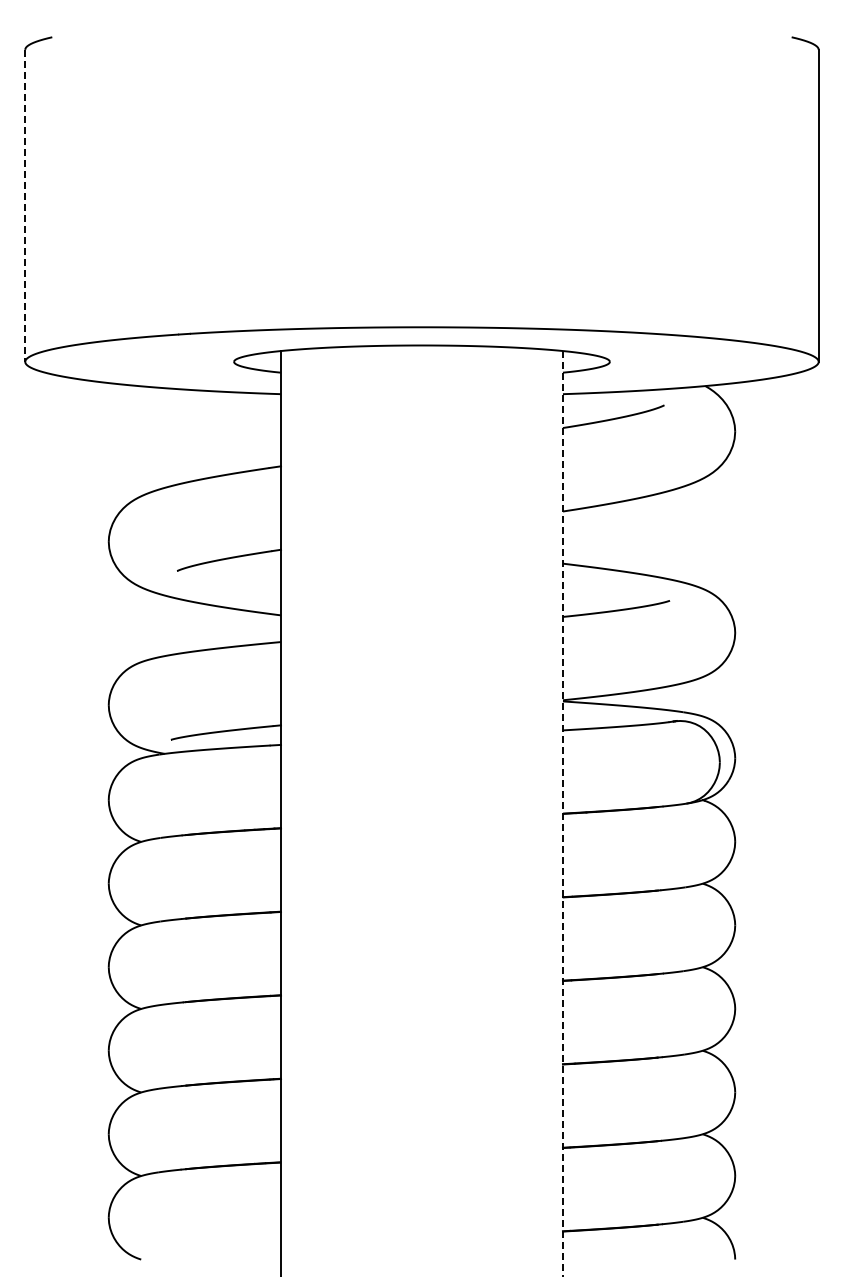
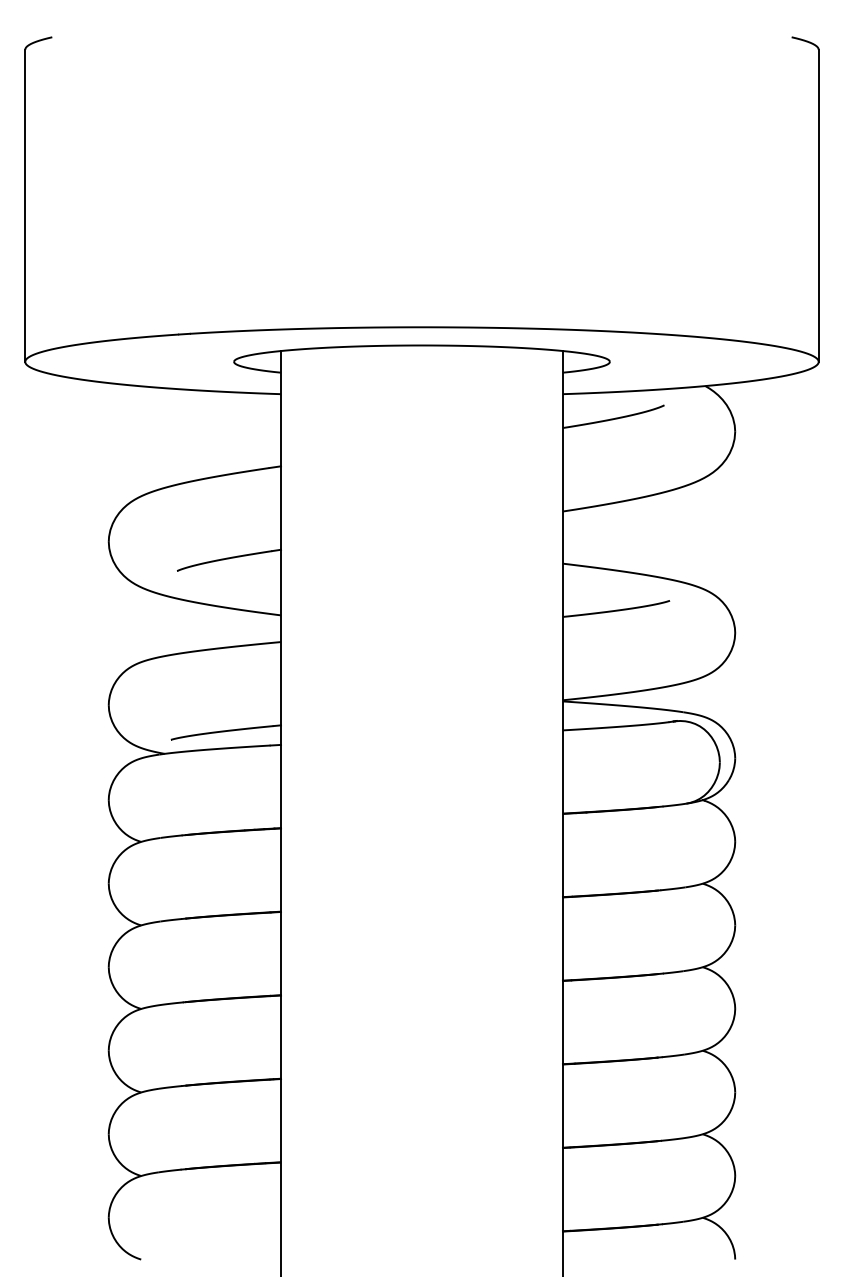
line: dashed -> solid (25, 206)
line: dashed -> solid (562, 813)
